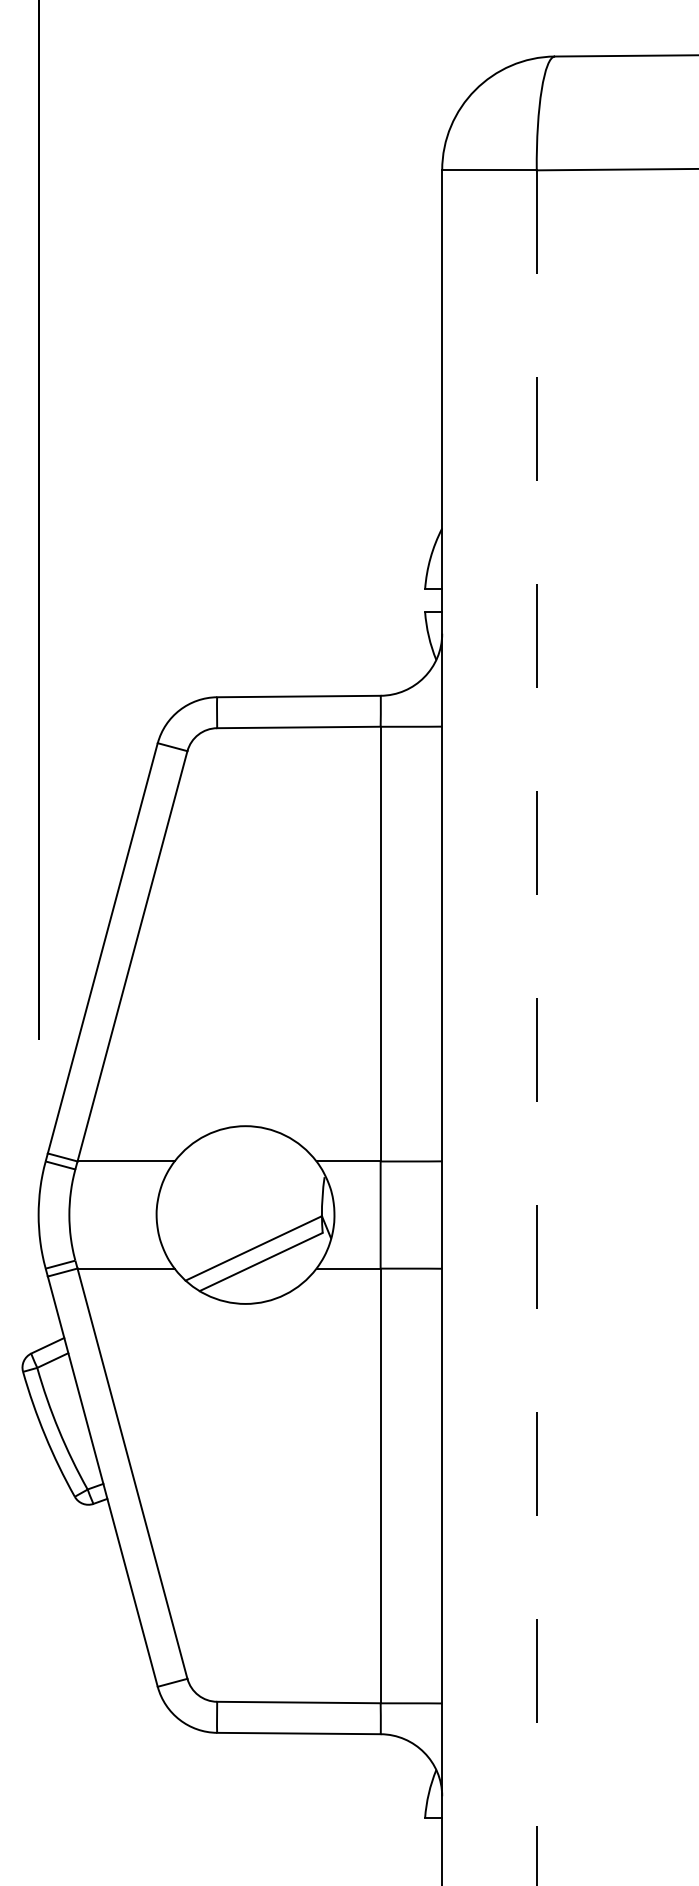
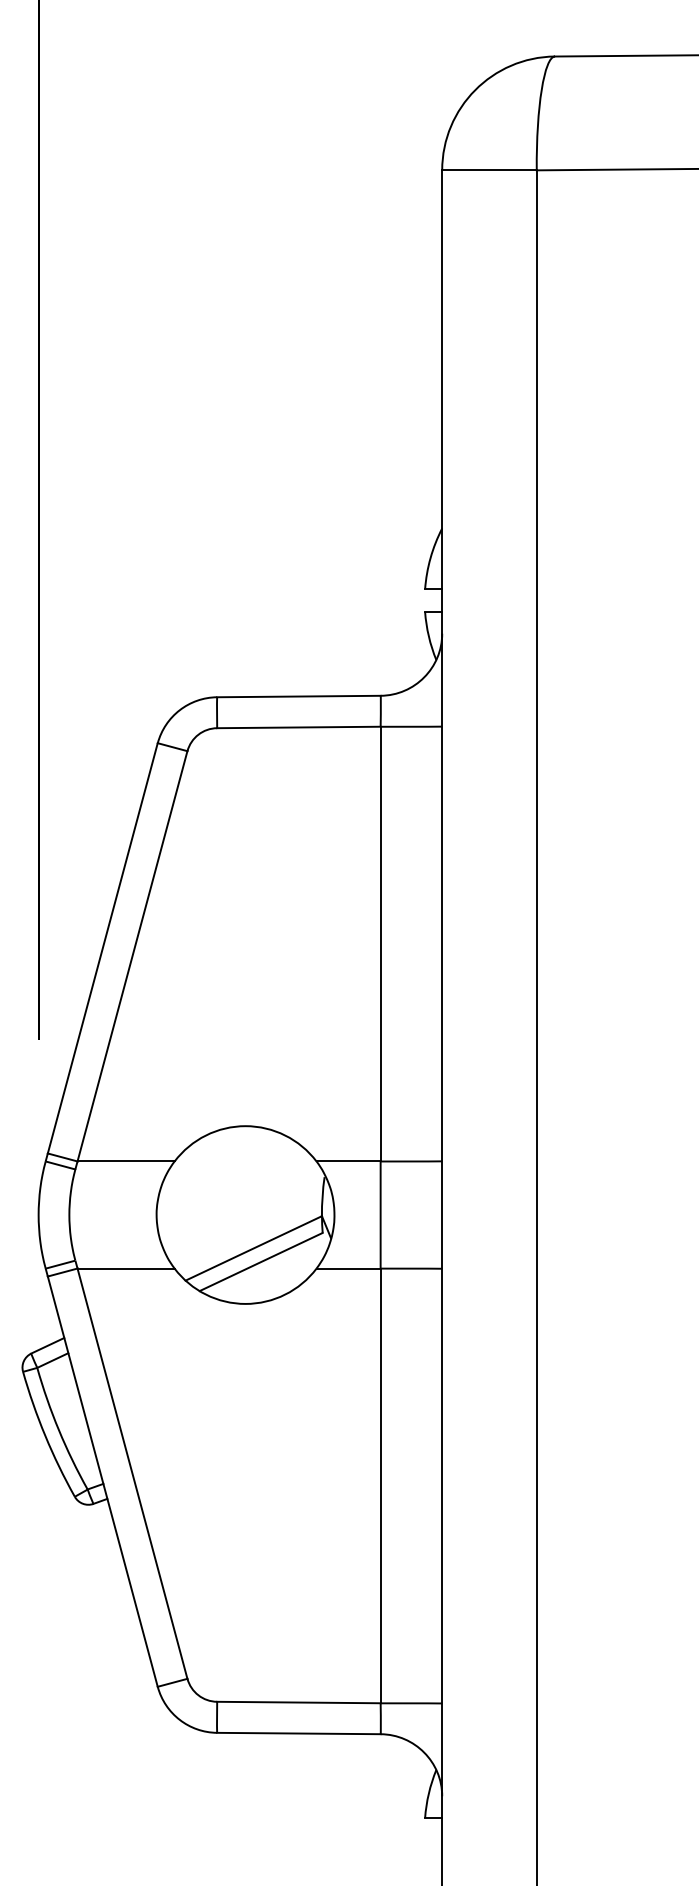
line: dashed -> solid (536, 1028)
